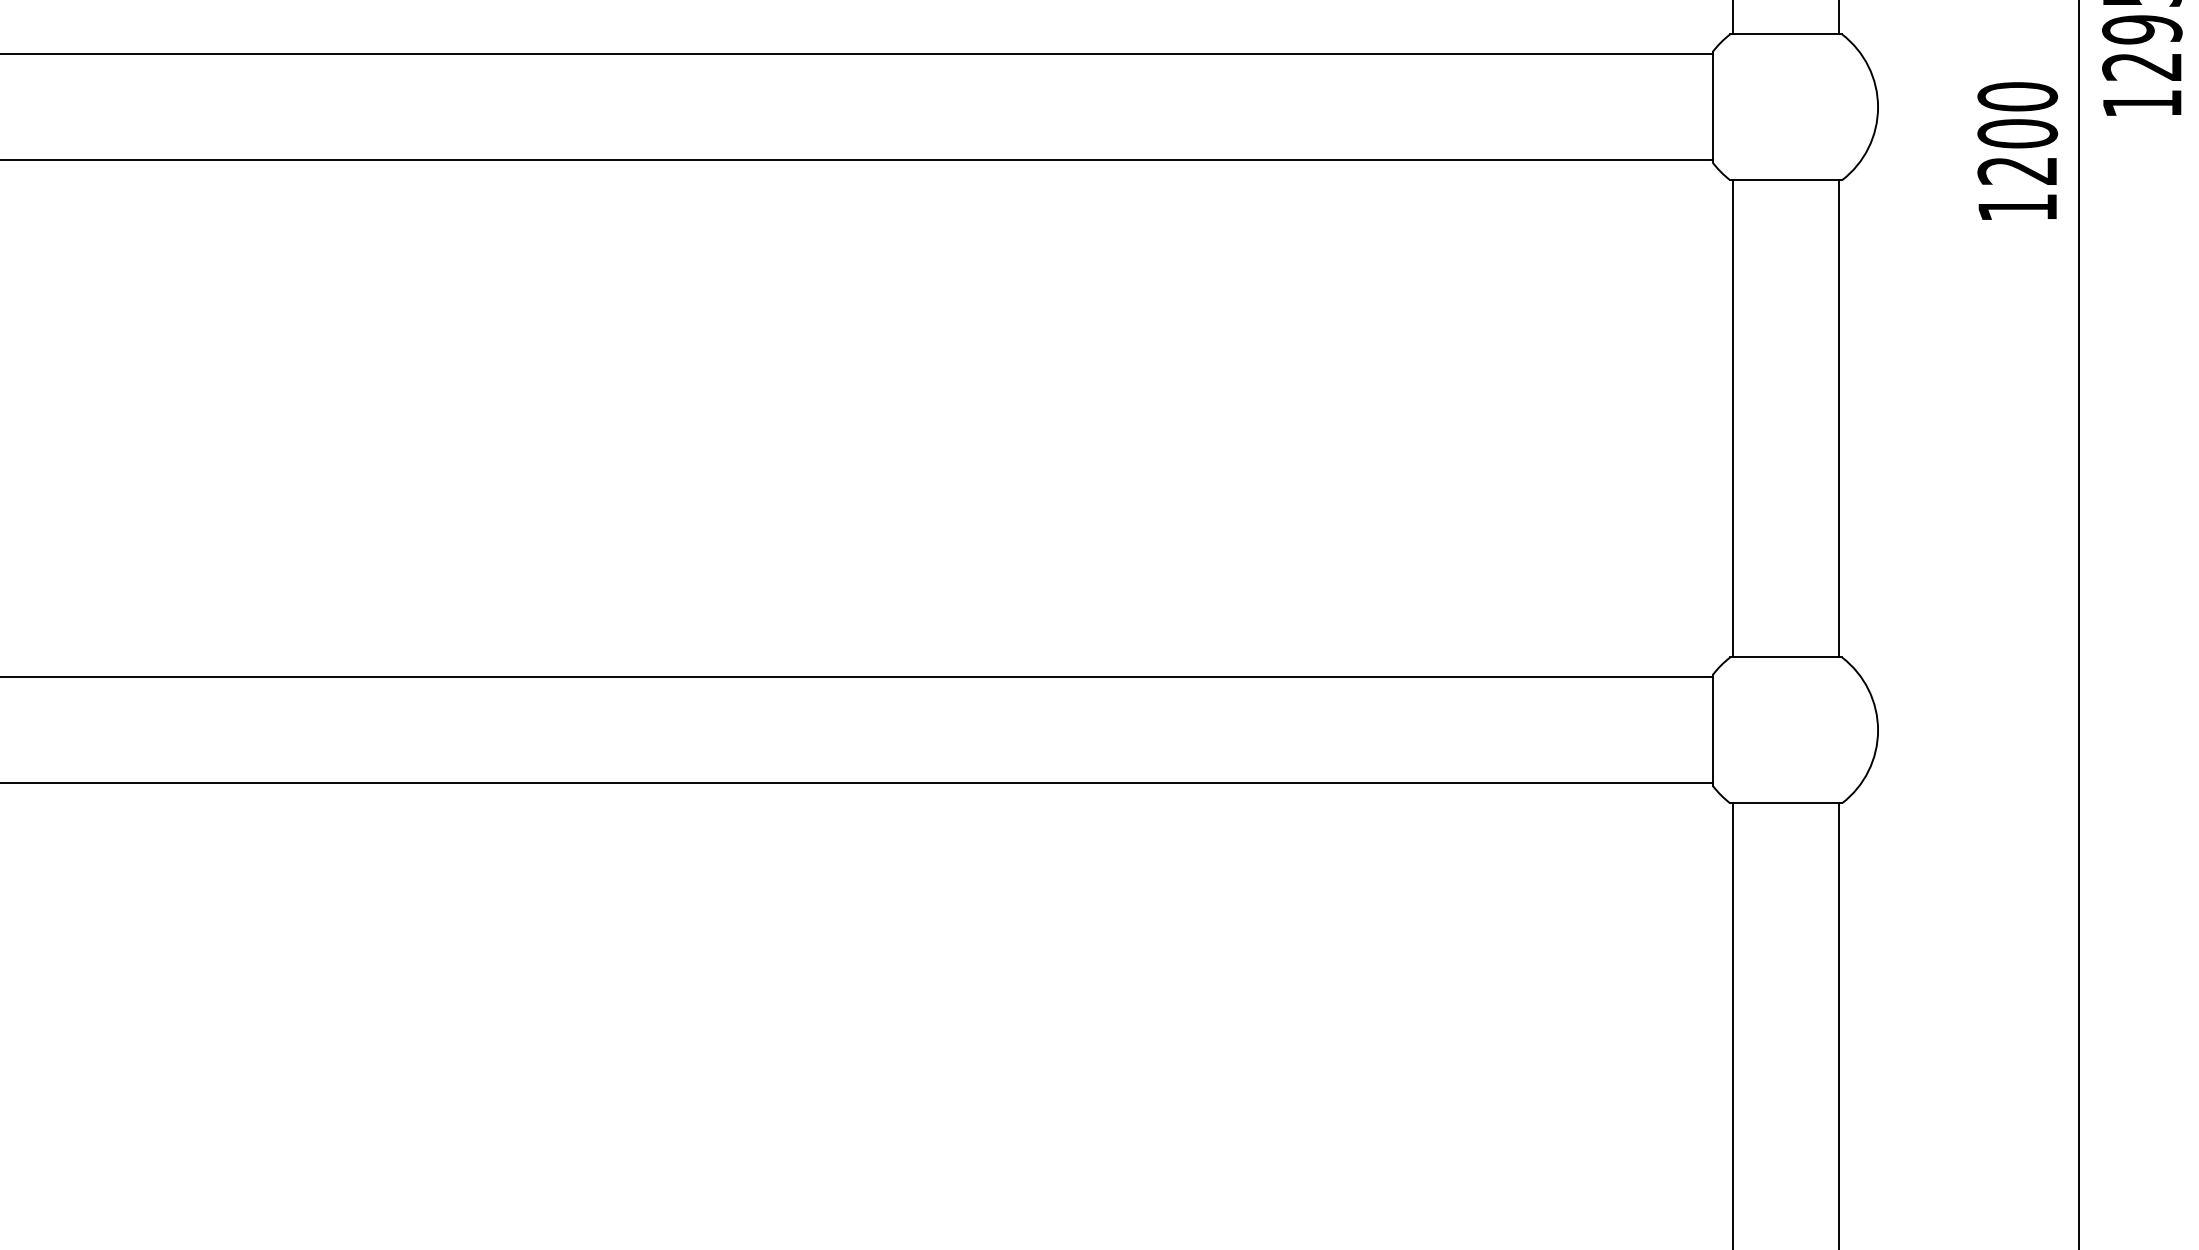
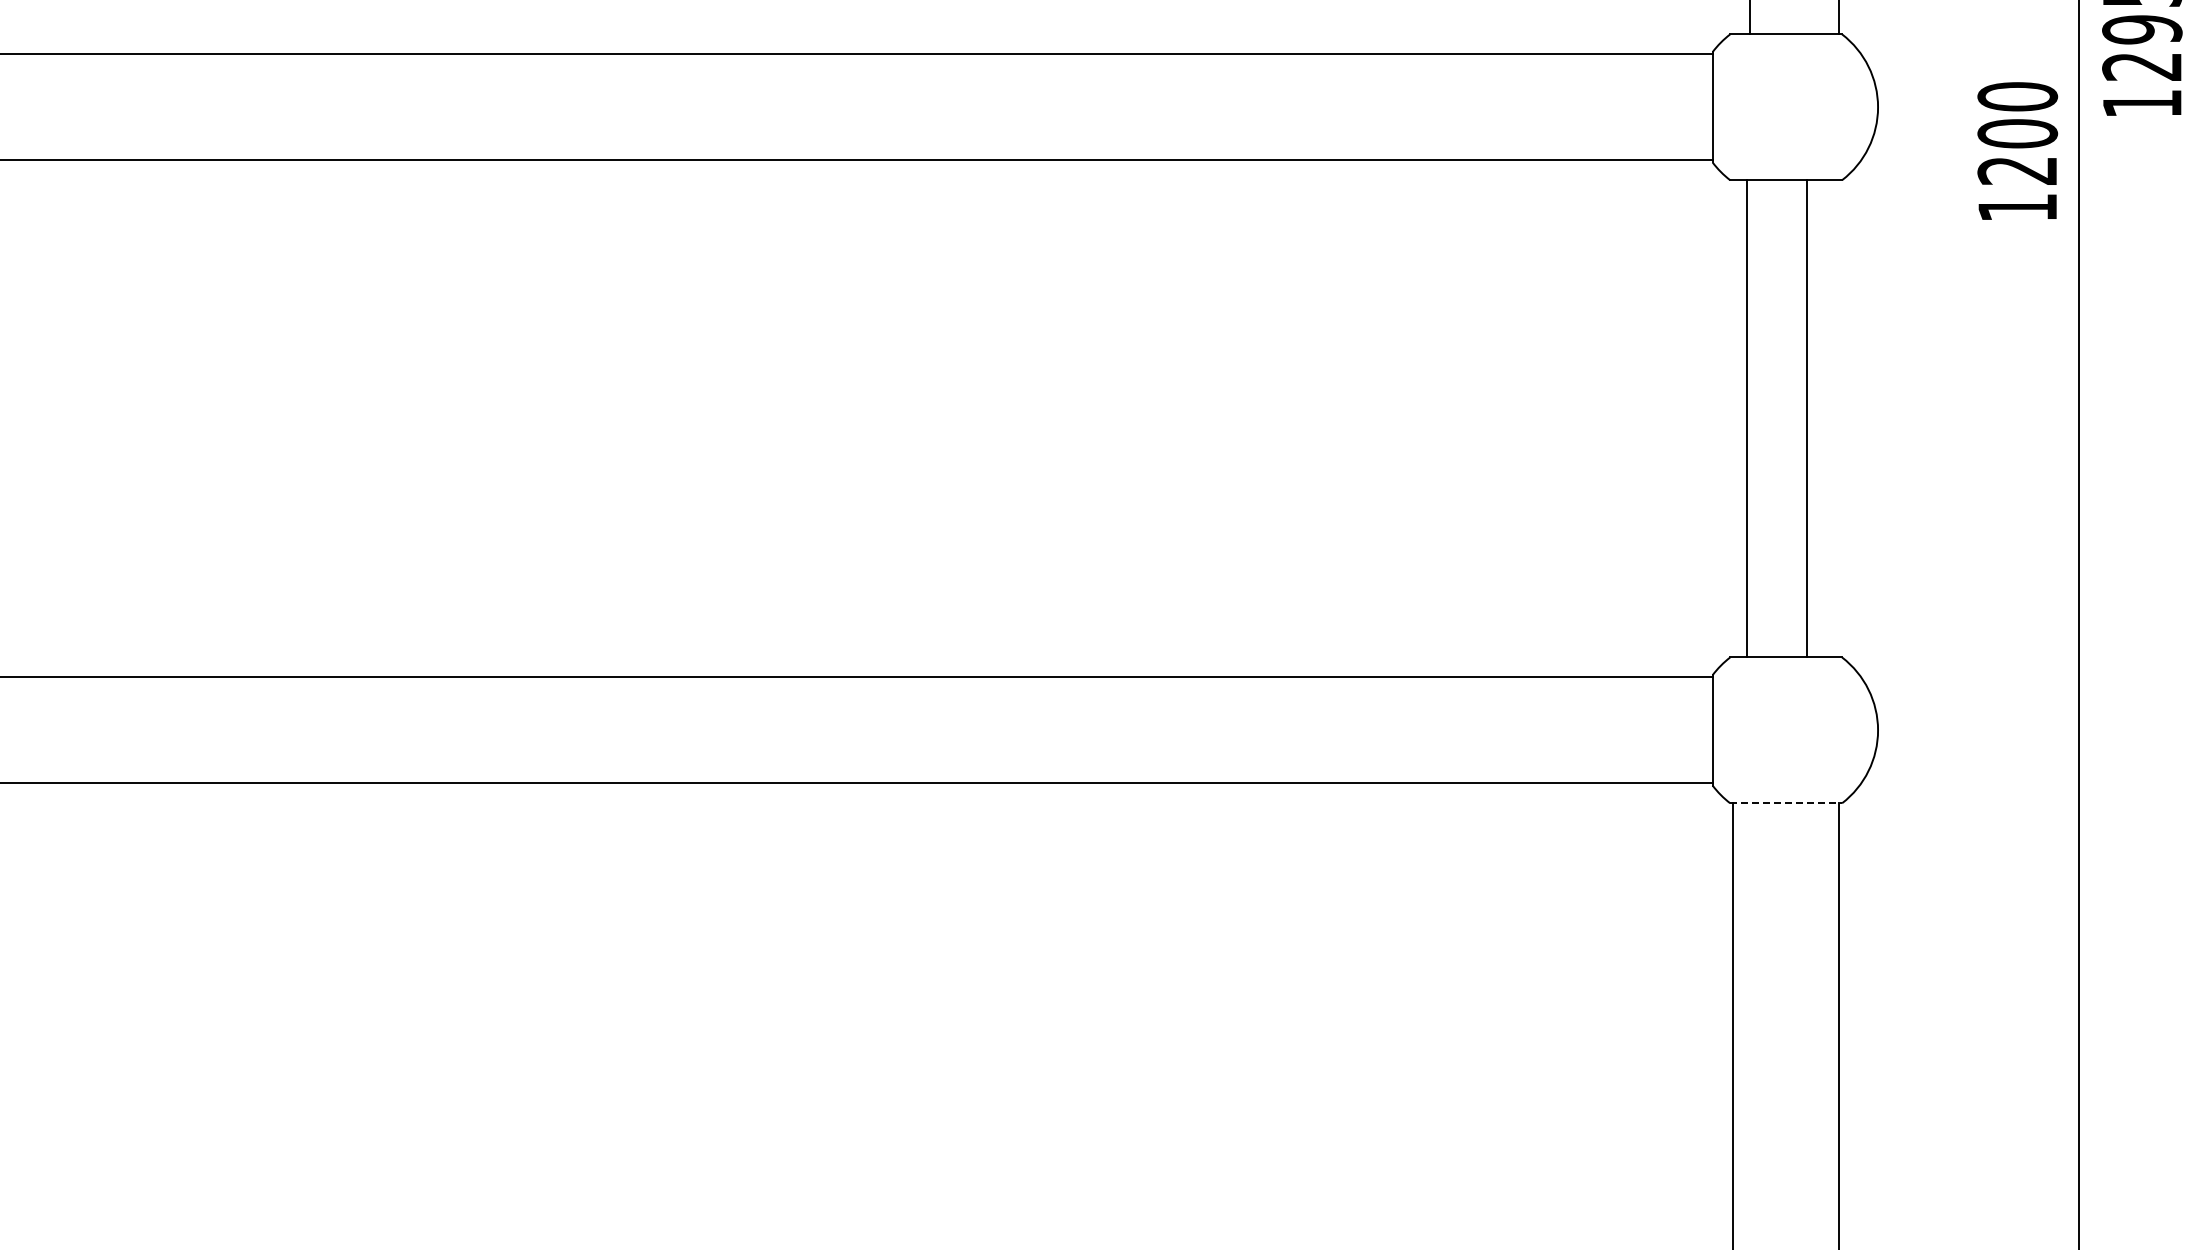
line position: (1733, 18) -> (1750, 18) (1750, 18)
line position: (1733, 418) -> (1747, 418) (1747, 418)
line position: (1839, 418) -> (1807, 418) (1807, 418)
line: solid -> dashed (1786, 803)
